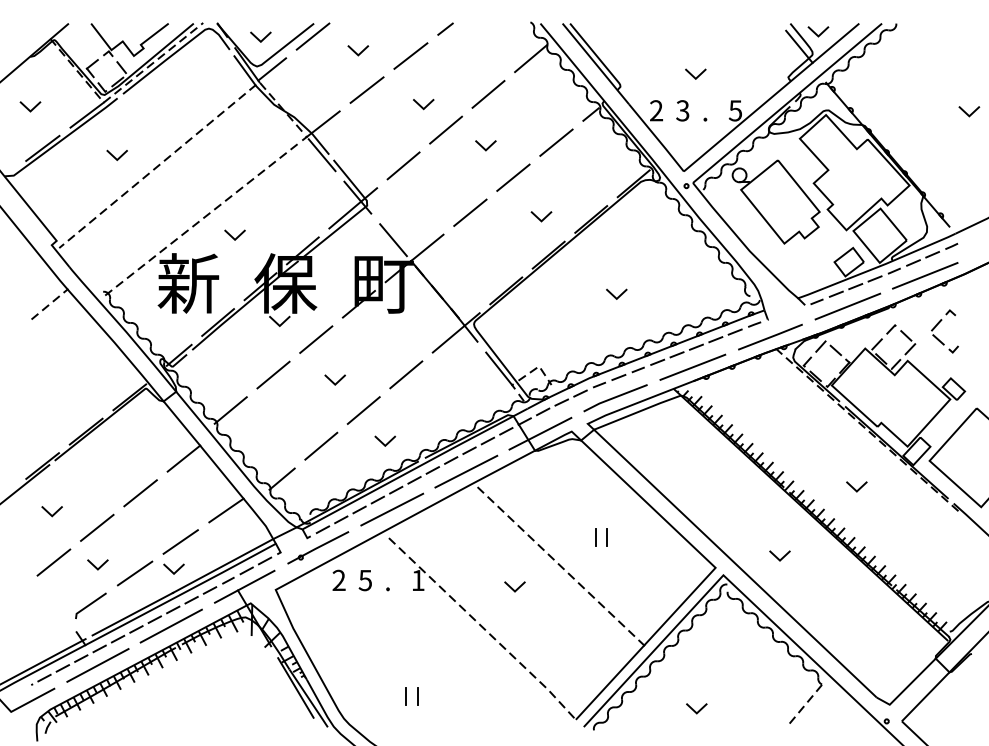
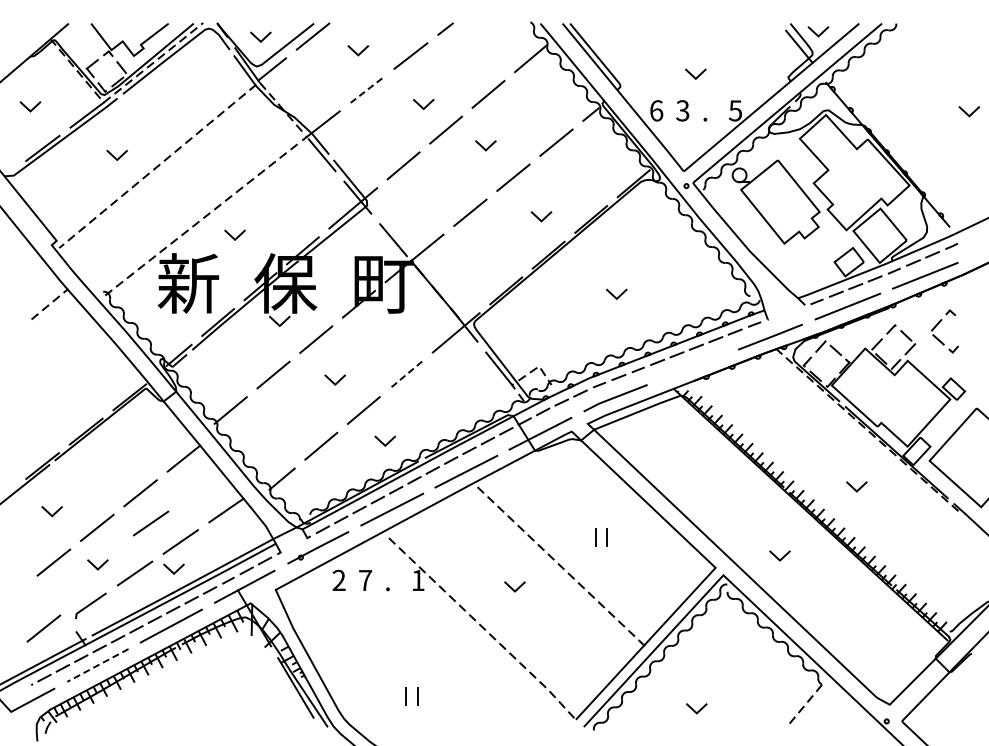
line: solid -> dashed (367, 90)
text: 2 -> 6 (656, 110)
line: present -> none (692, 366)
line: solid -> dashed (406, 374)
line: none -> present (150, 523)
text: 5 -> 7 (365, 580)
line: none -> present (43, 628)
line: solid -> dashed (97, 665)
